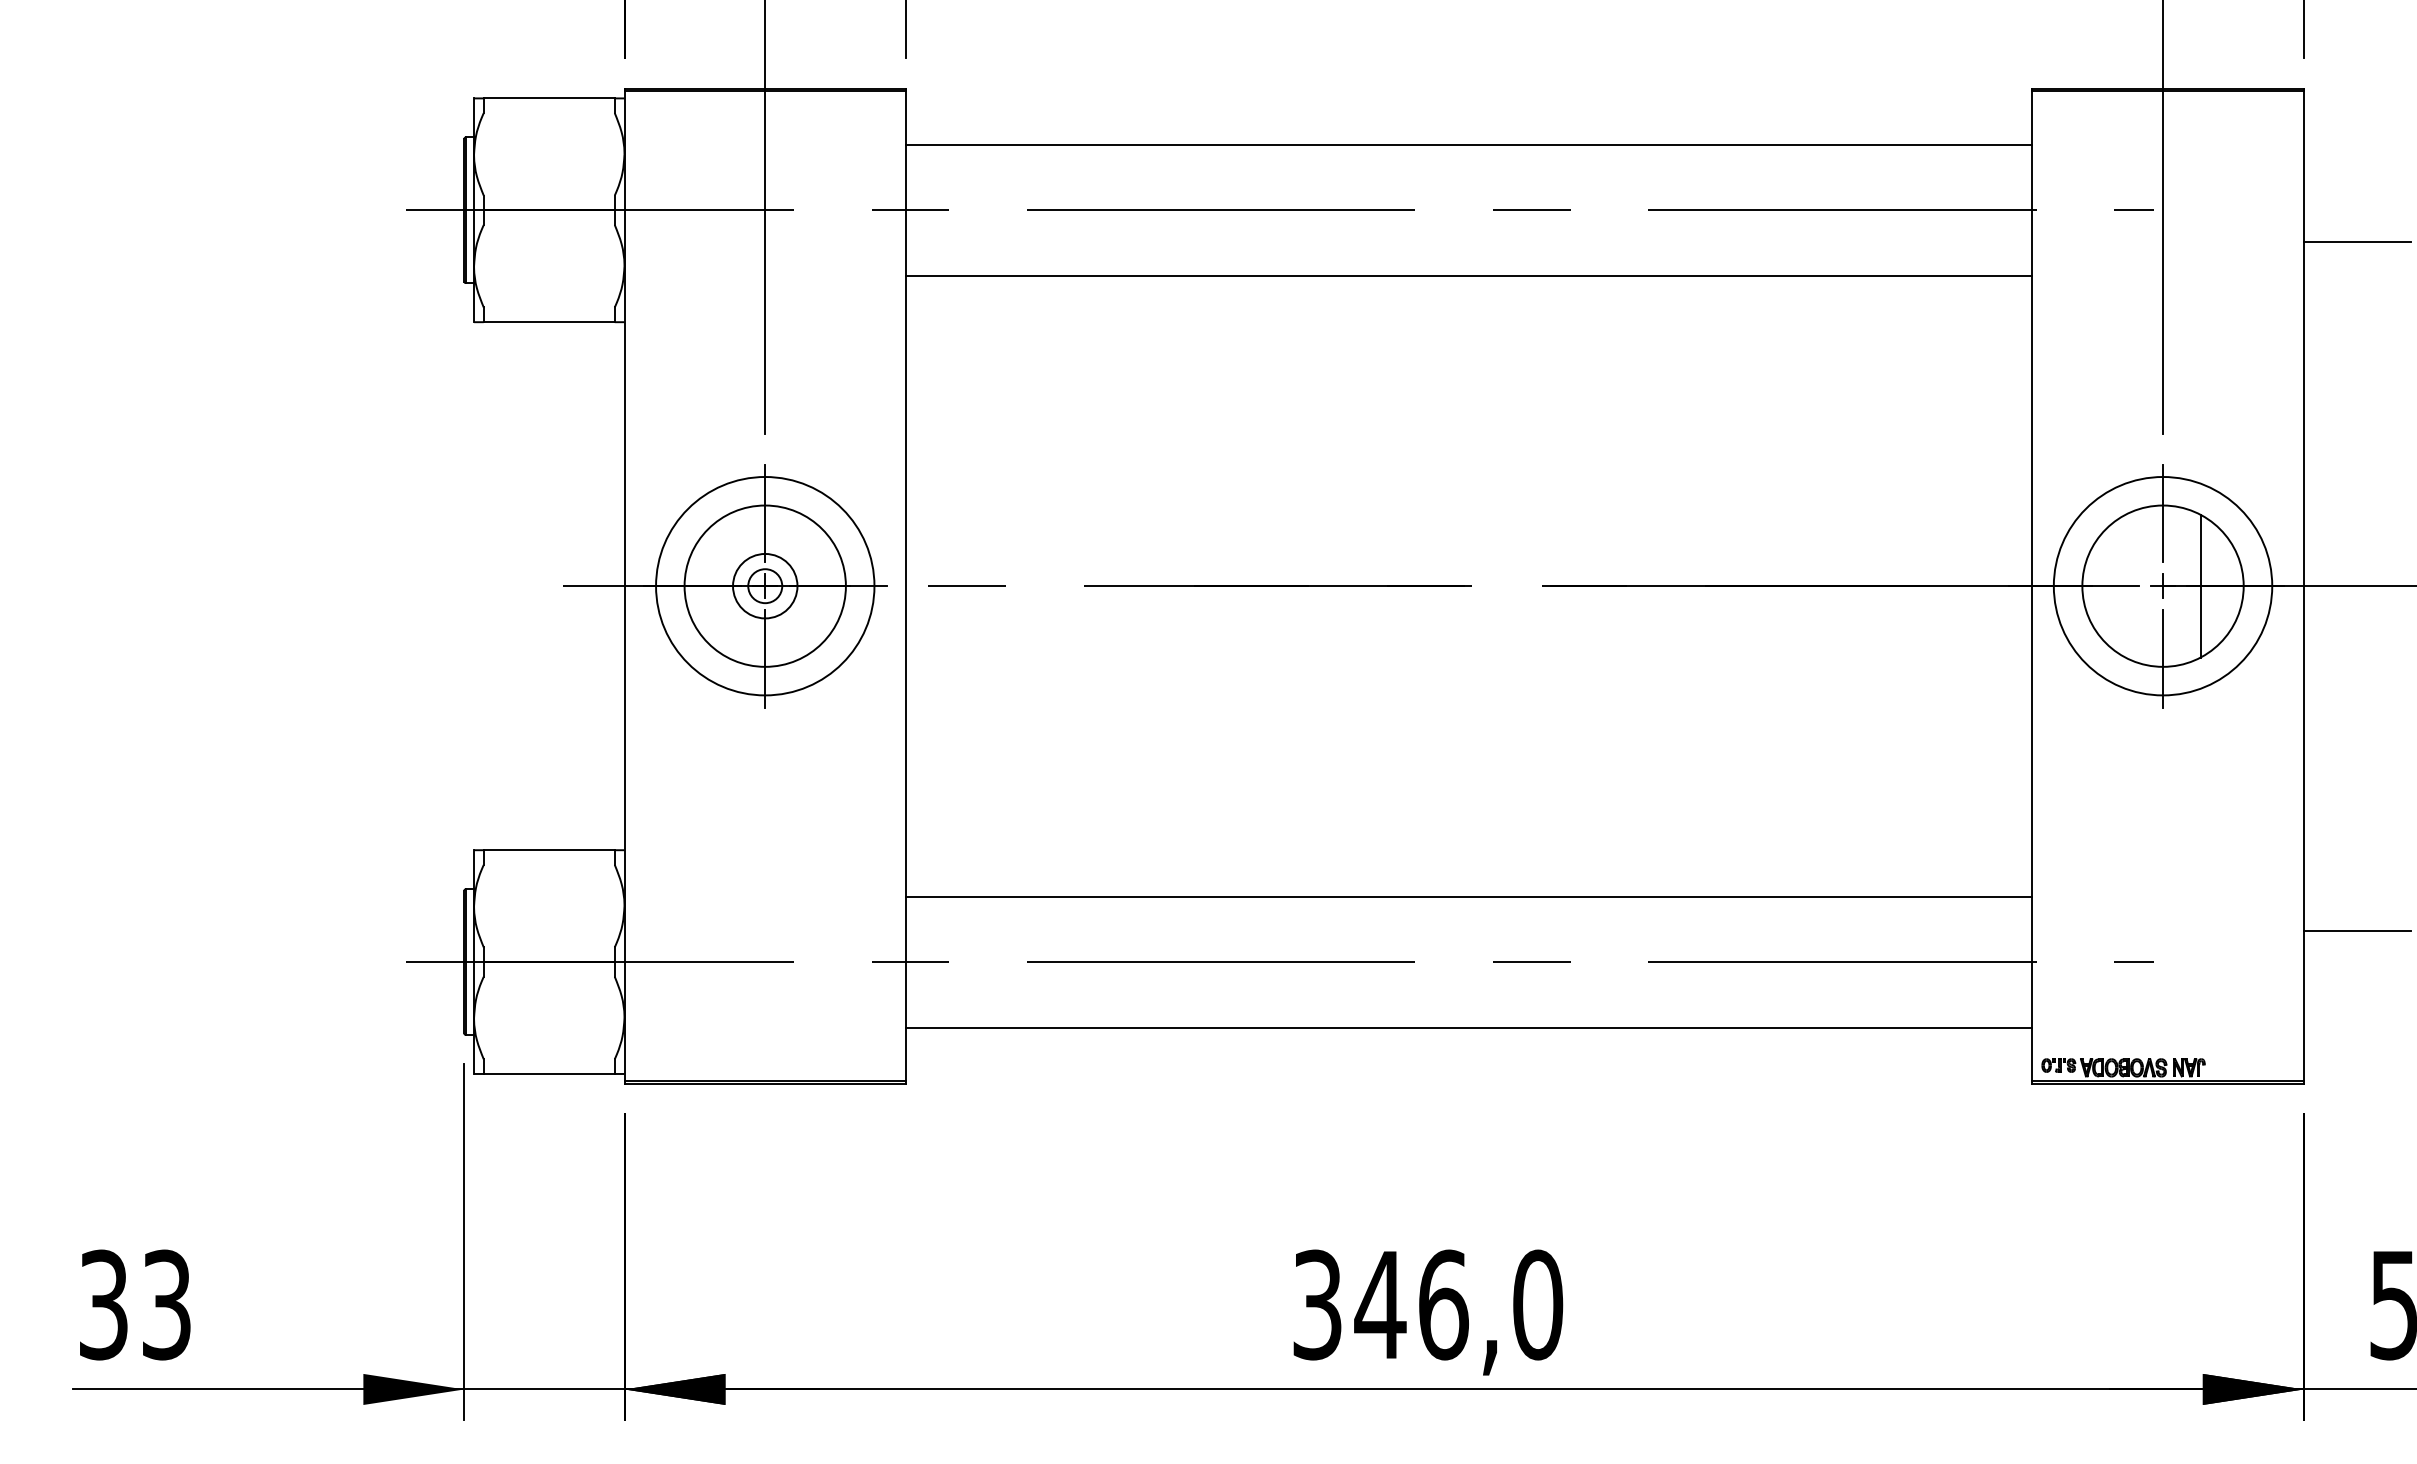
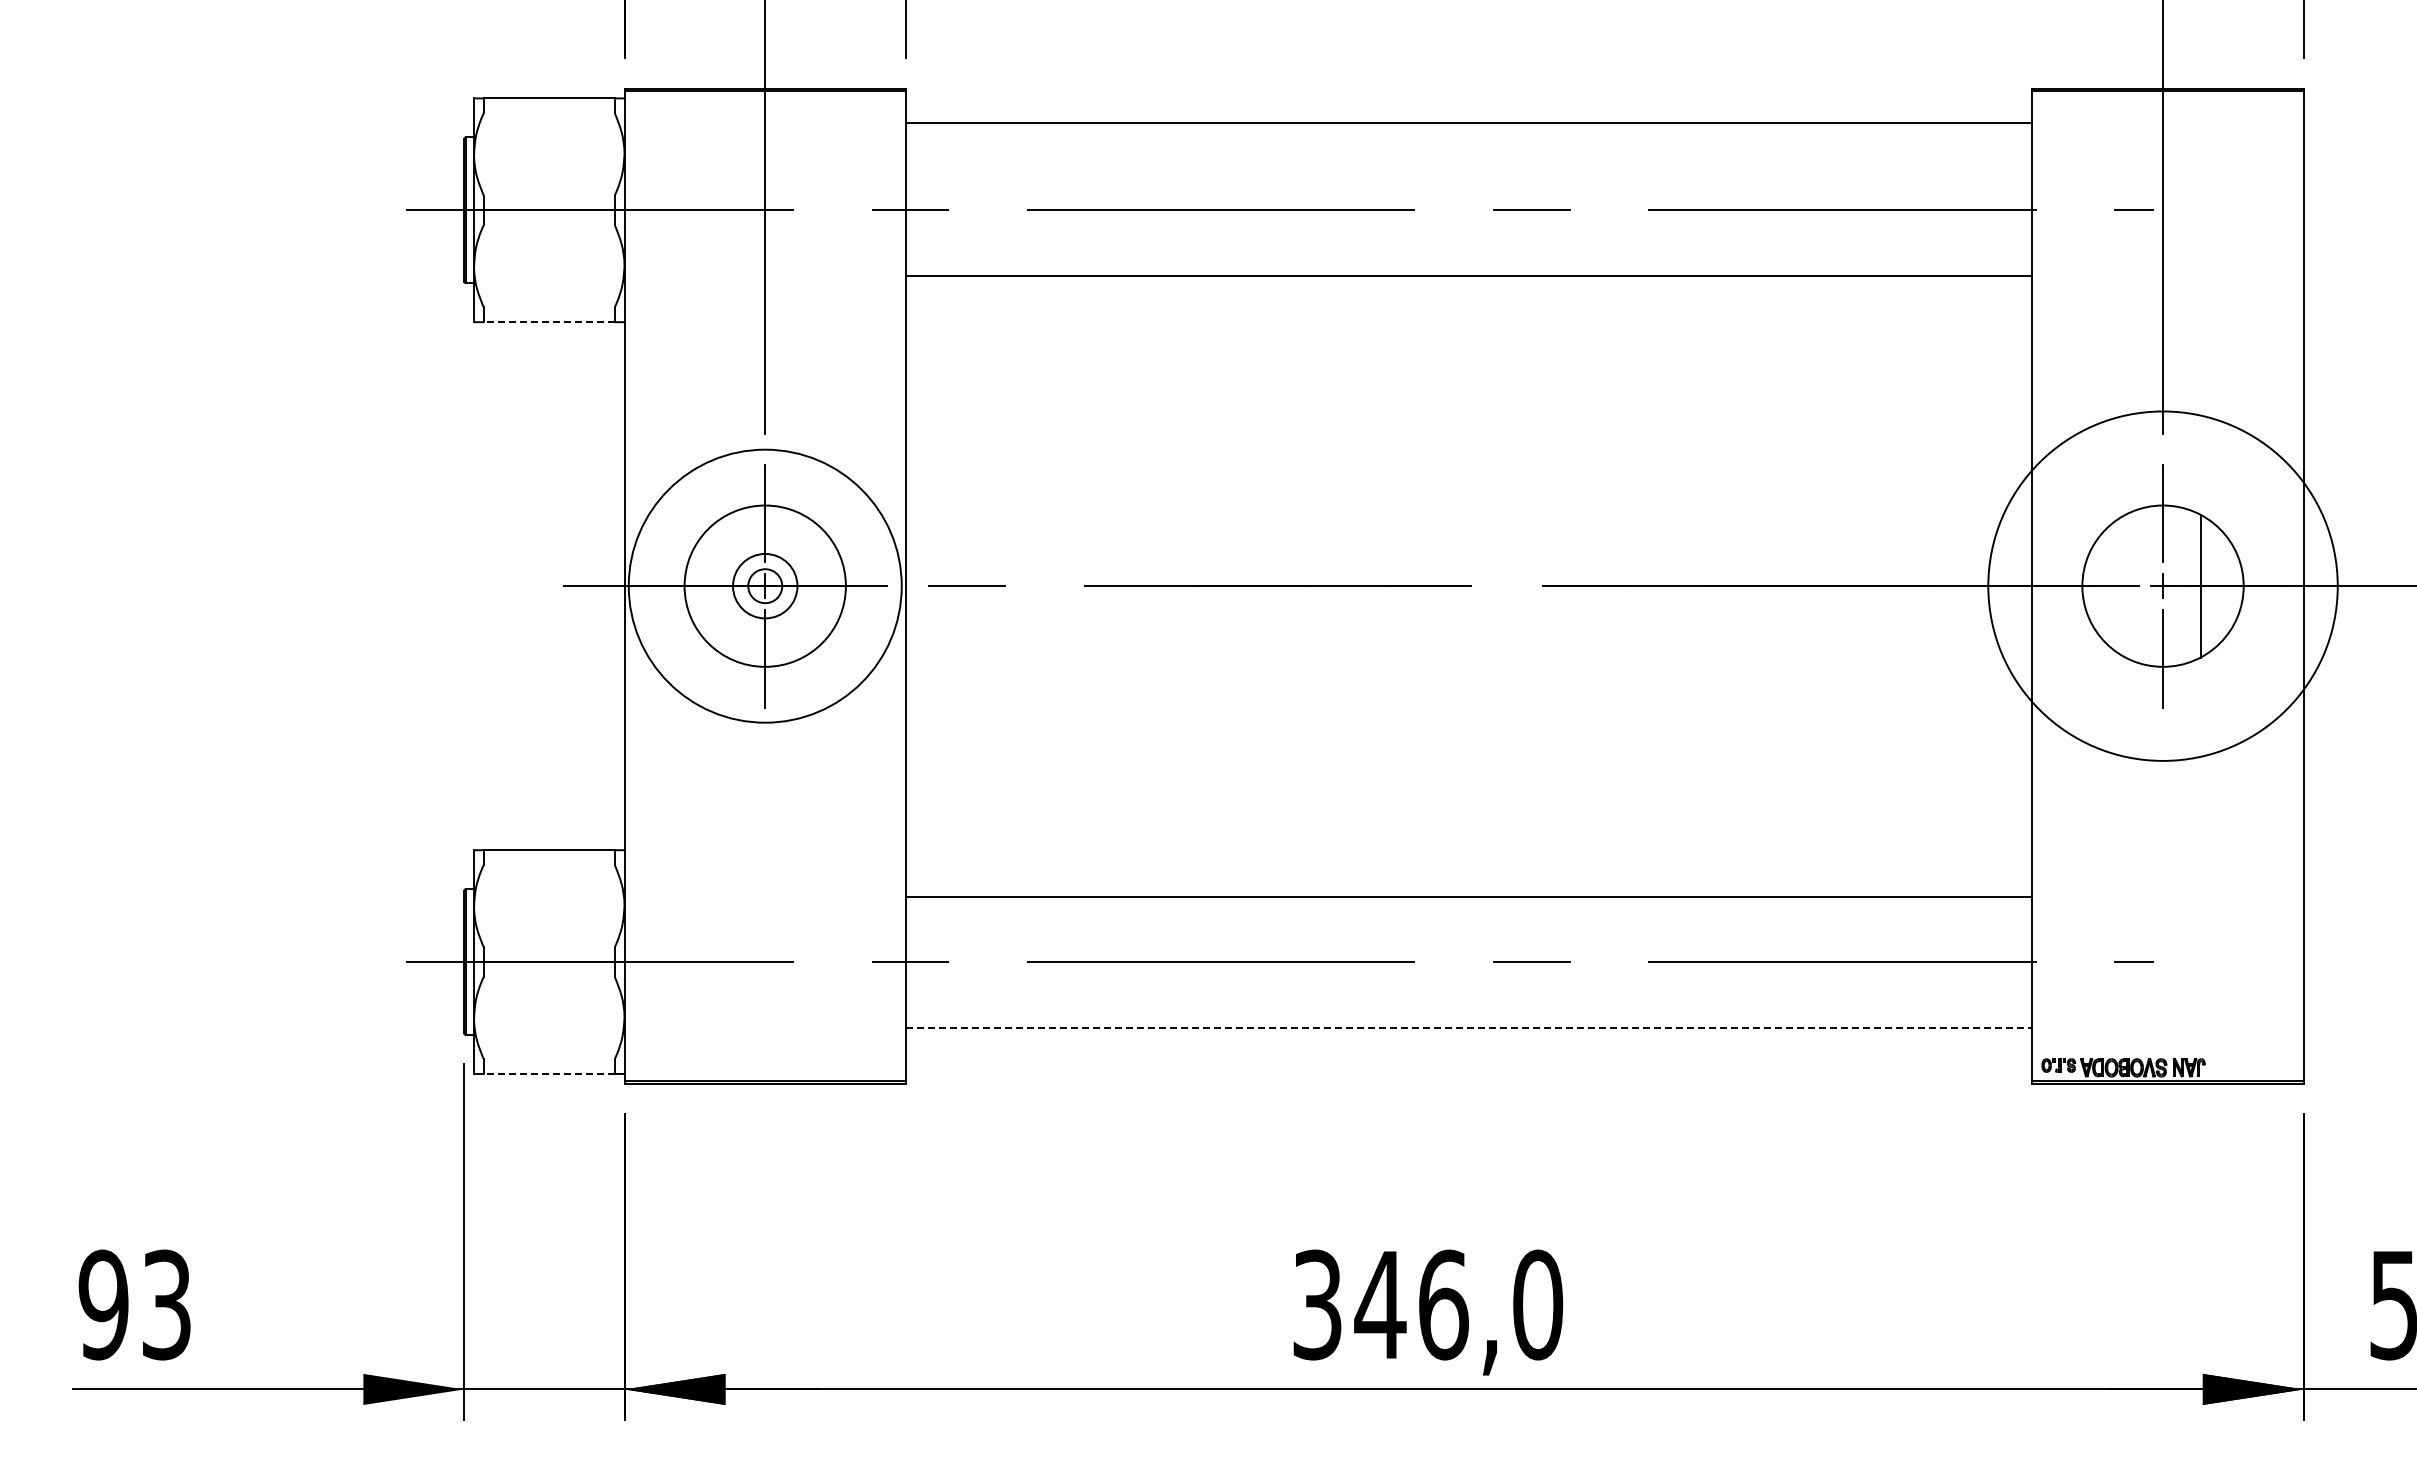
line position: (1468, 144) -> (1468, 122) (1468, 122)
line: present -> none (2356, 241)
line: solid -> dashed (549, 322)
circle diameter: 218 px -> 273 px (764, 585)
circle diameter: 218 px -> 349 px (2162, 585)
line: present -> none (2356, 930)
line: solid -> dashed (1469, 1027)
line: solid -> dashed (549, 1073)
text: 33 -> 93 (103, 1304)
